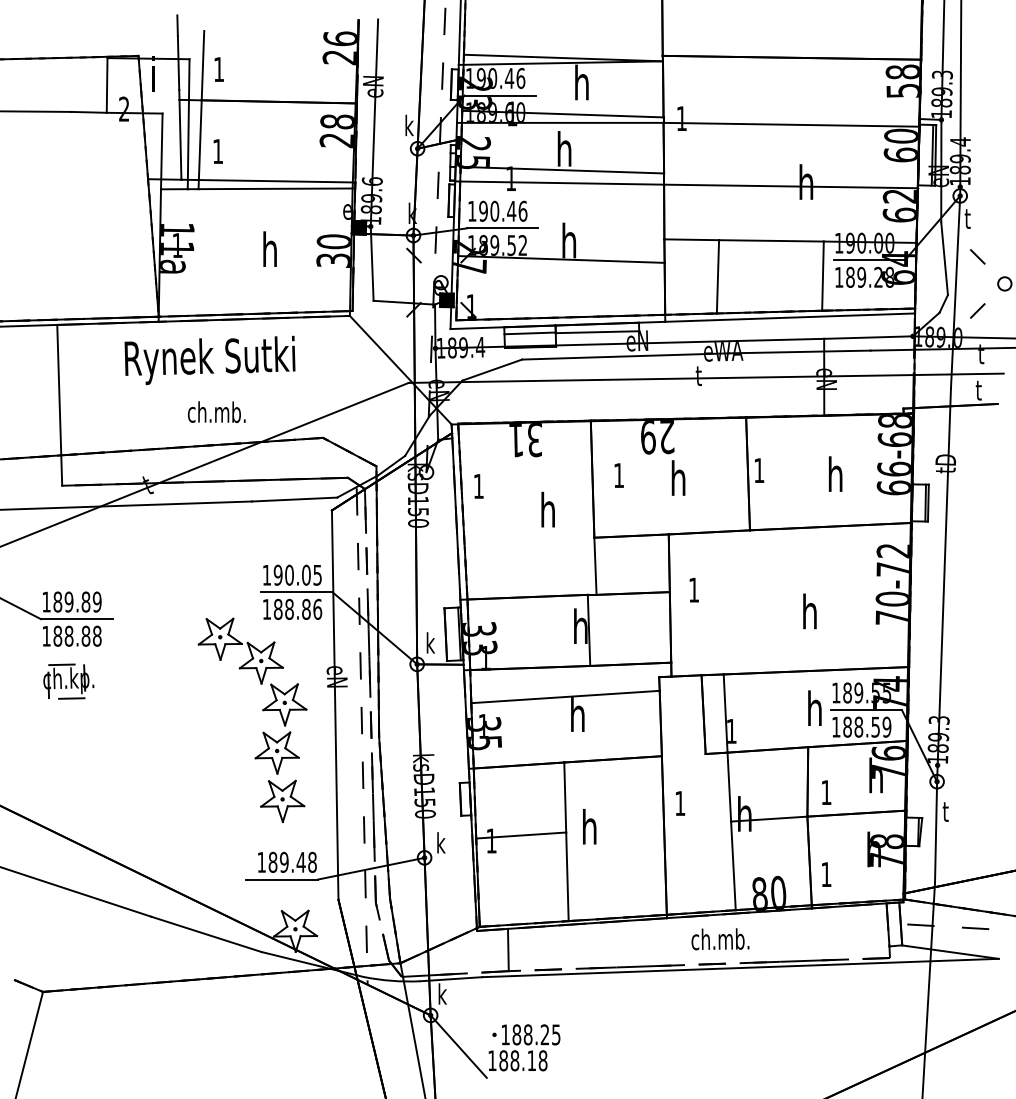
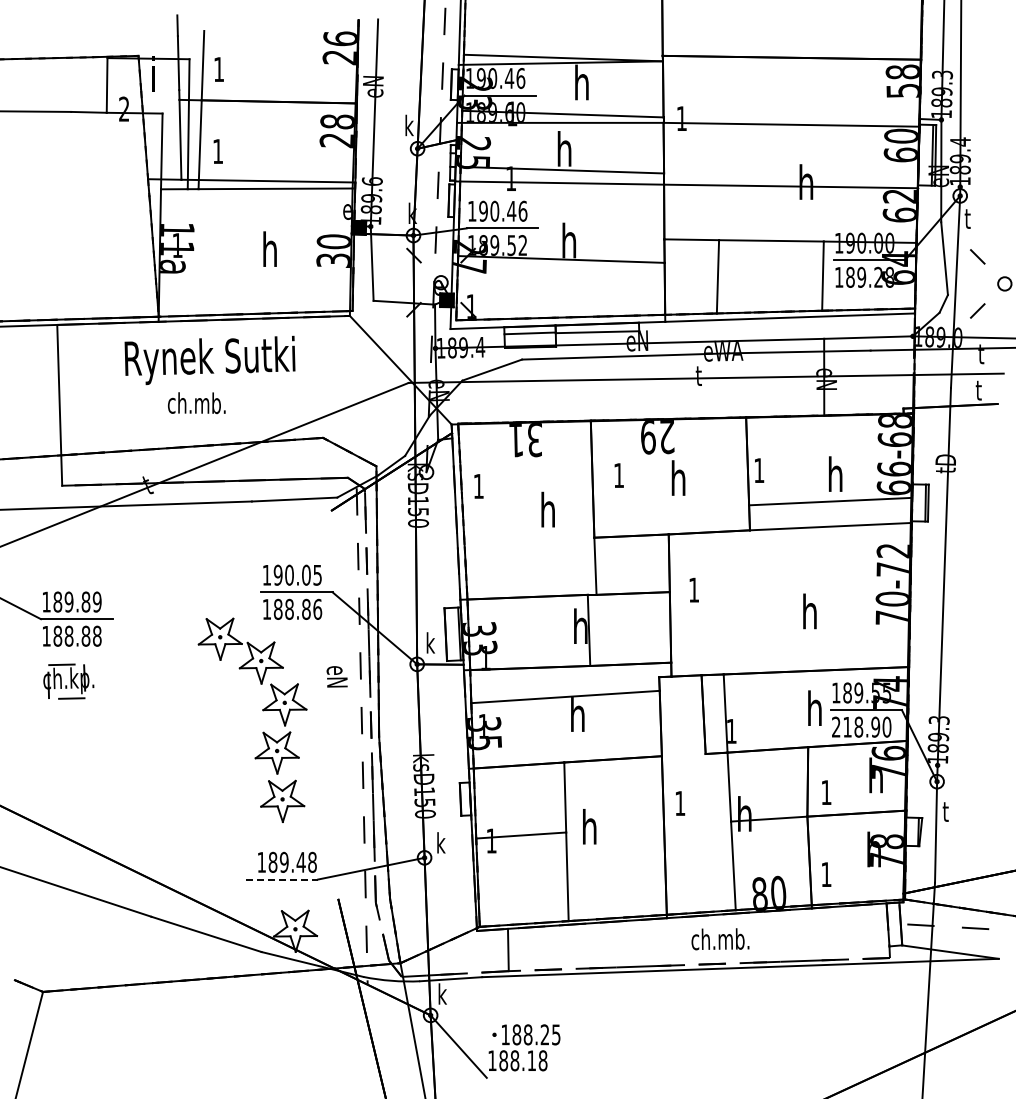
text position: (216, 412) -> (196, 403) (196, 403)
line position: (830, 526) -> (829, 501) (829, 501)
line: present -> none (334, 704)
text: 188.59 -> 218.90 (861, 726)
line: solid -> dashed (282, 879)
